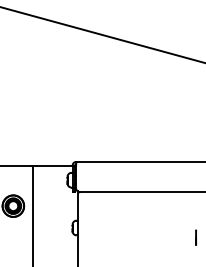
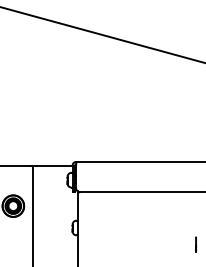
line position: (195, 237) -> (195, 244) (195, 244)
